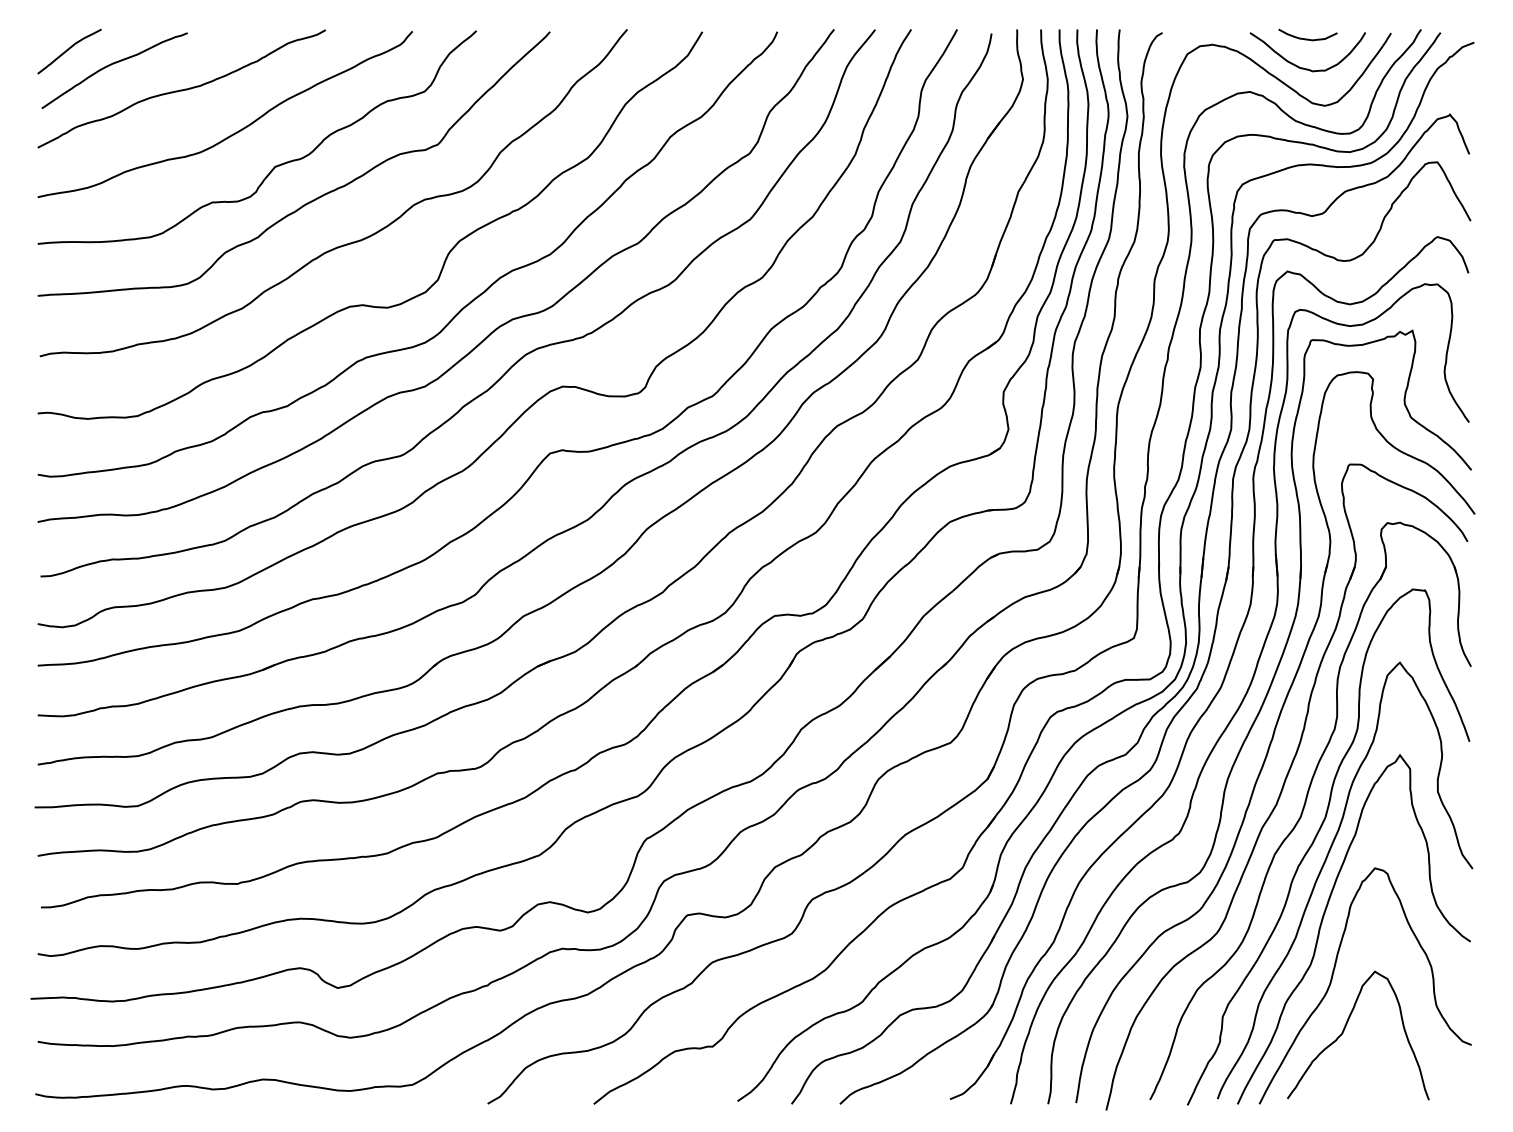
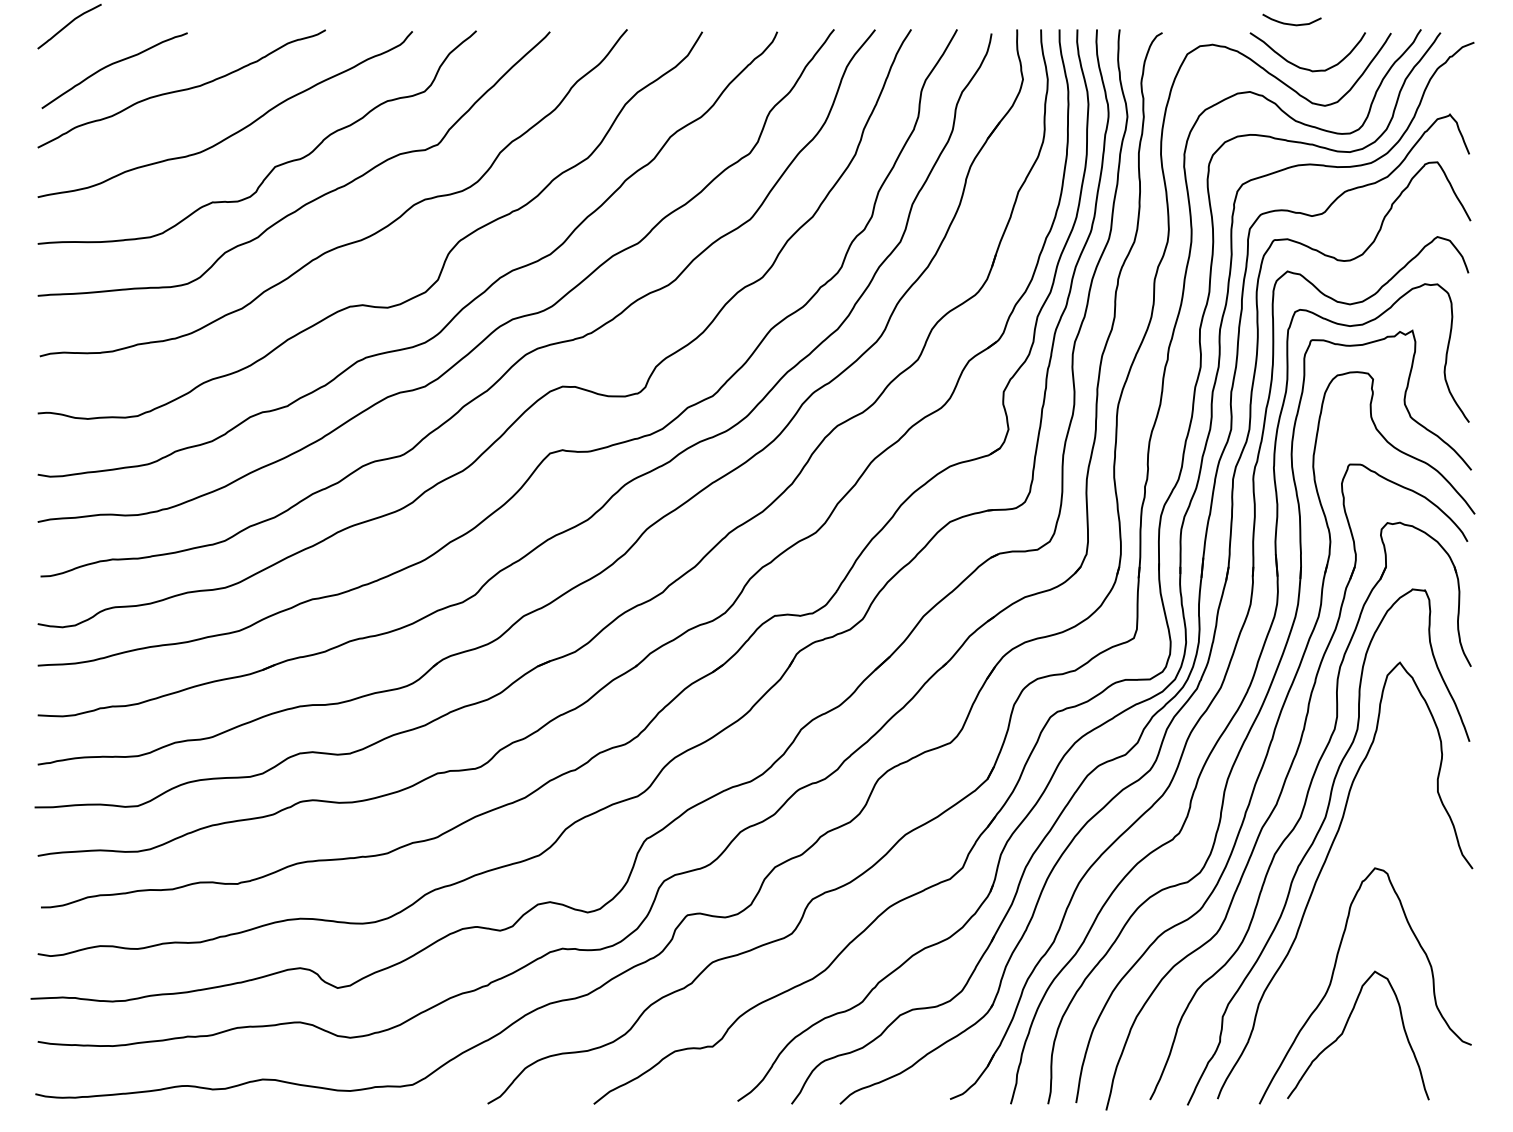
curve position: (1307, 38) -> (1291, 23) (1291, 23)
curve position: (68, 50) -> (68, 25) (68, 25)
curve: present -> none (1322, 923)
